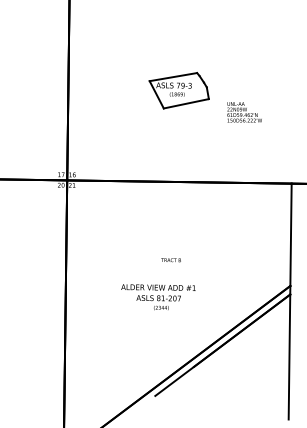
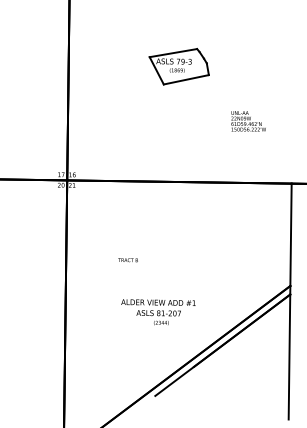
part position: (178, 90) -> (178, 66) (178, 66)
text position: (244, 112) -> (248, 121) (248, 121)
text position: (170, 260) -> (127, 260) (127, 260)
text position: (158, 297) -> (158, 312) (158, 312)
